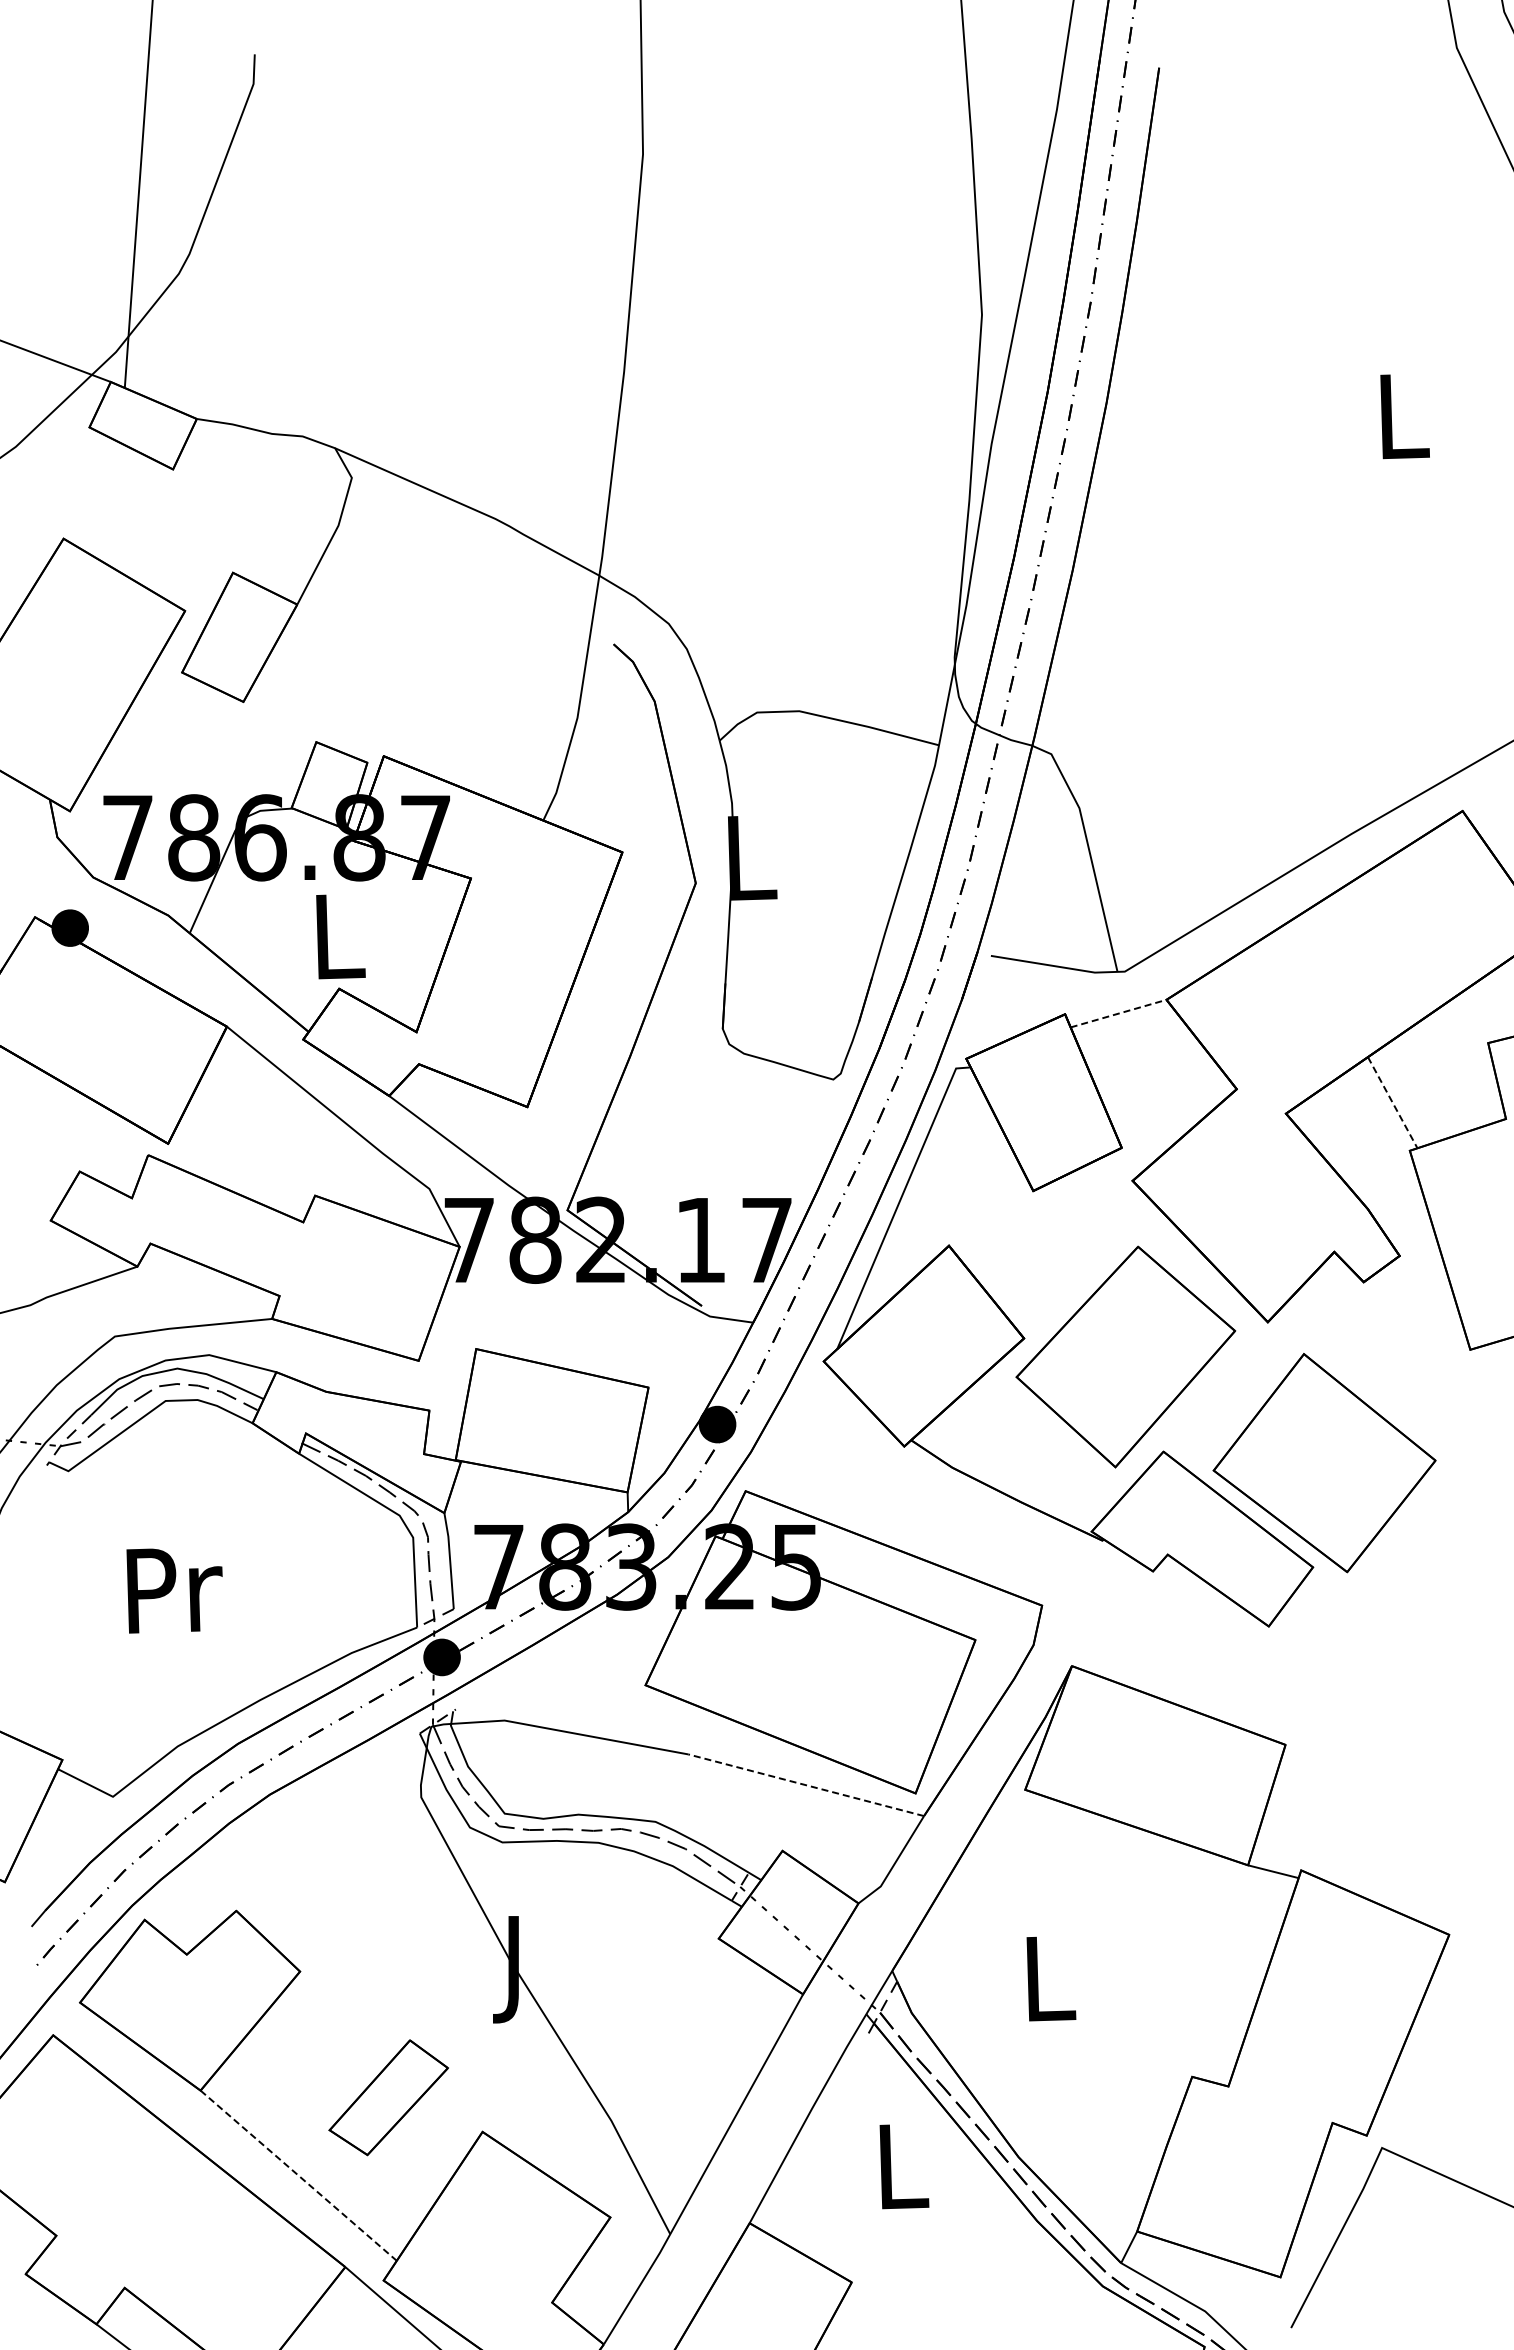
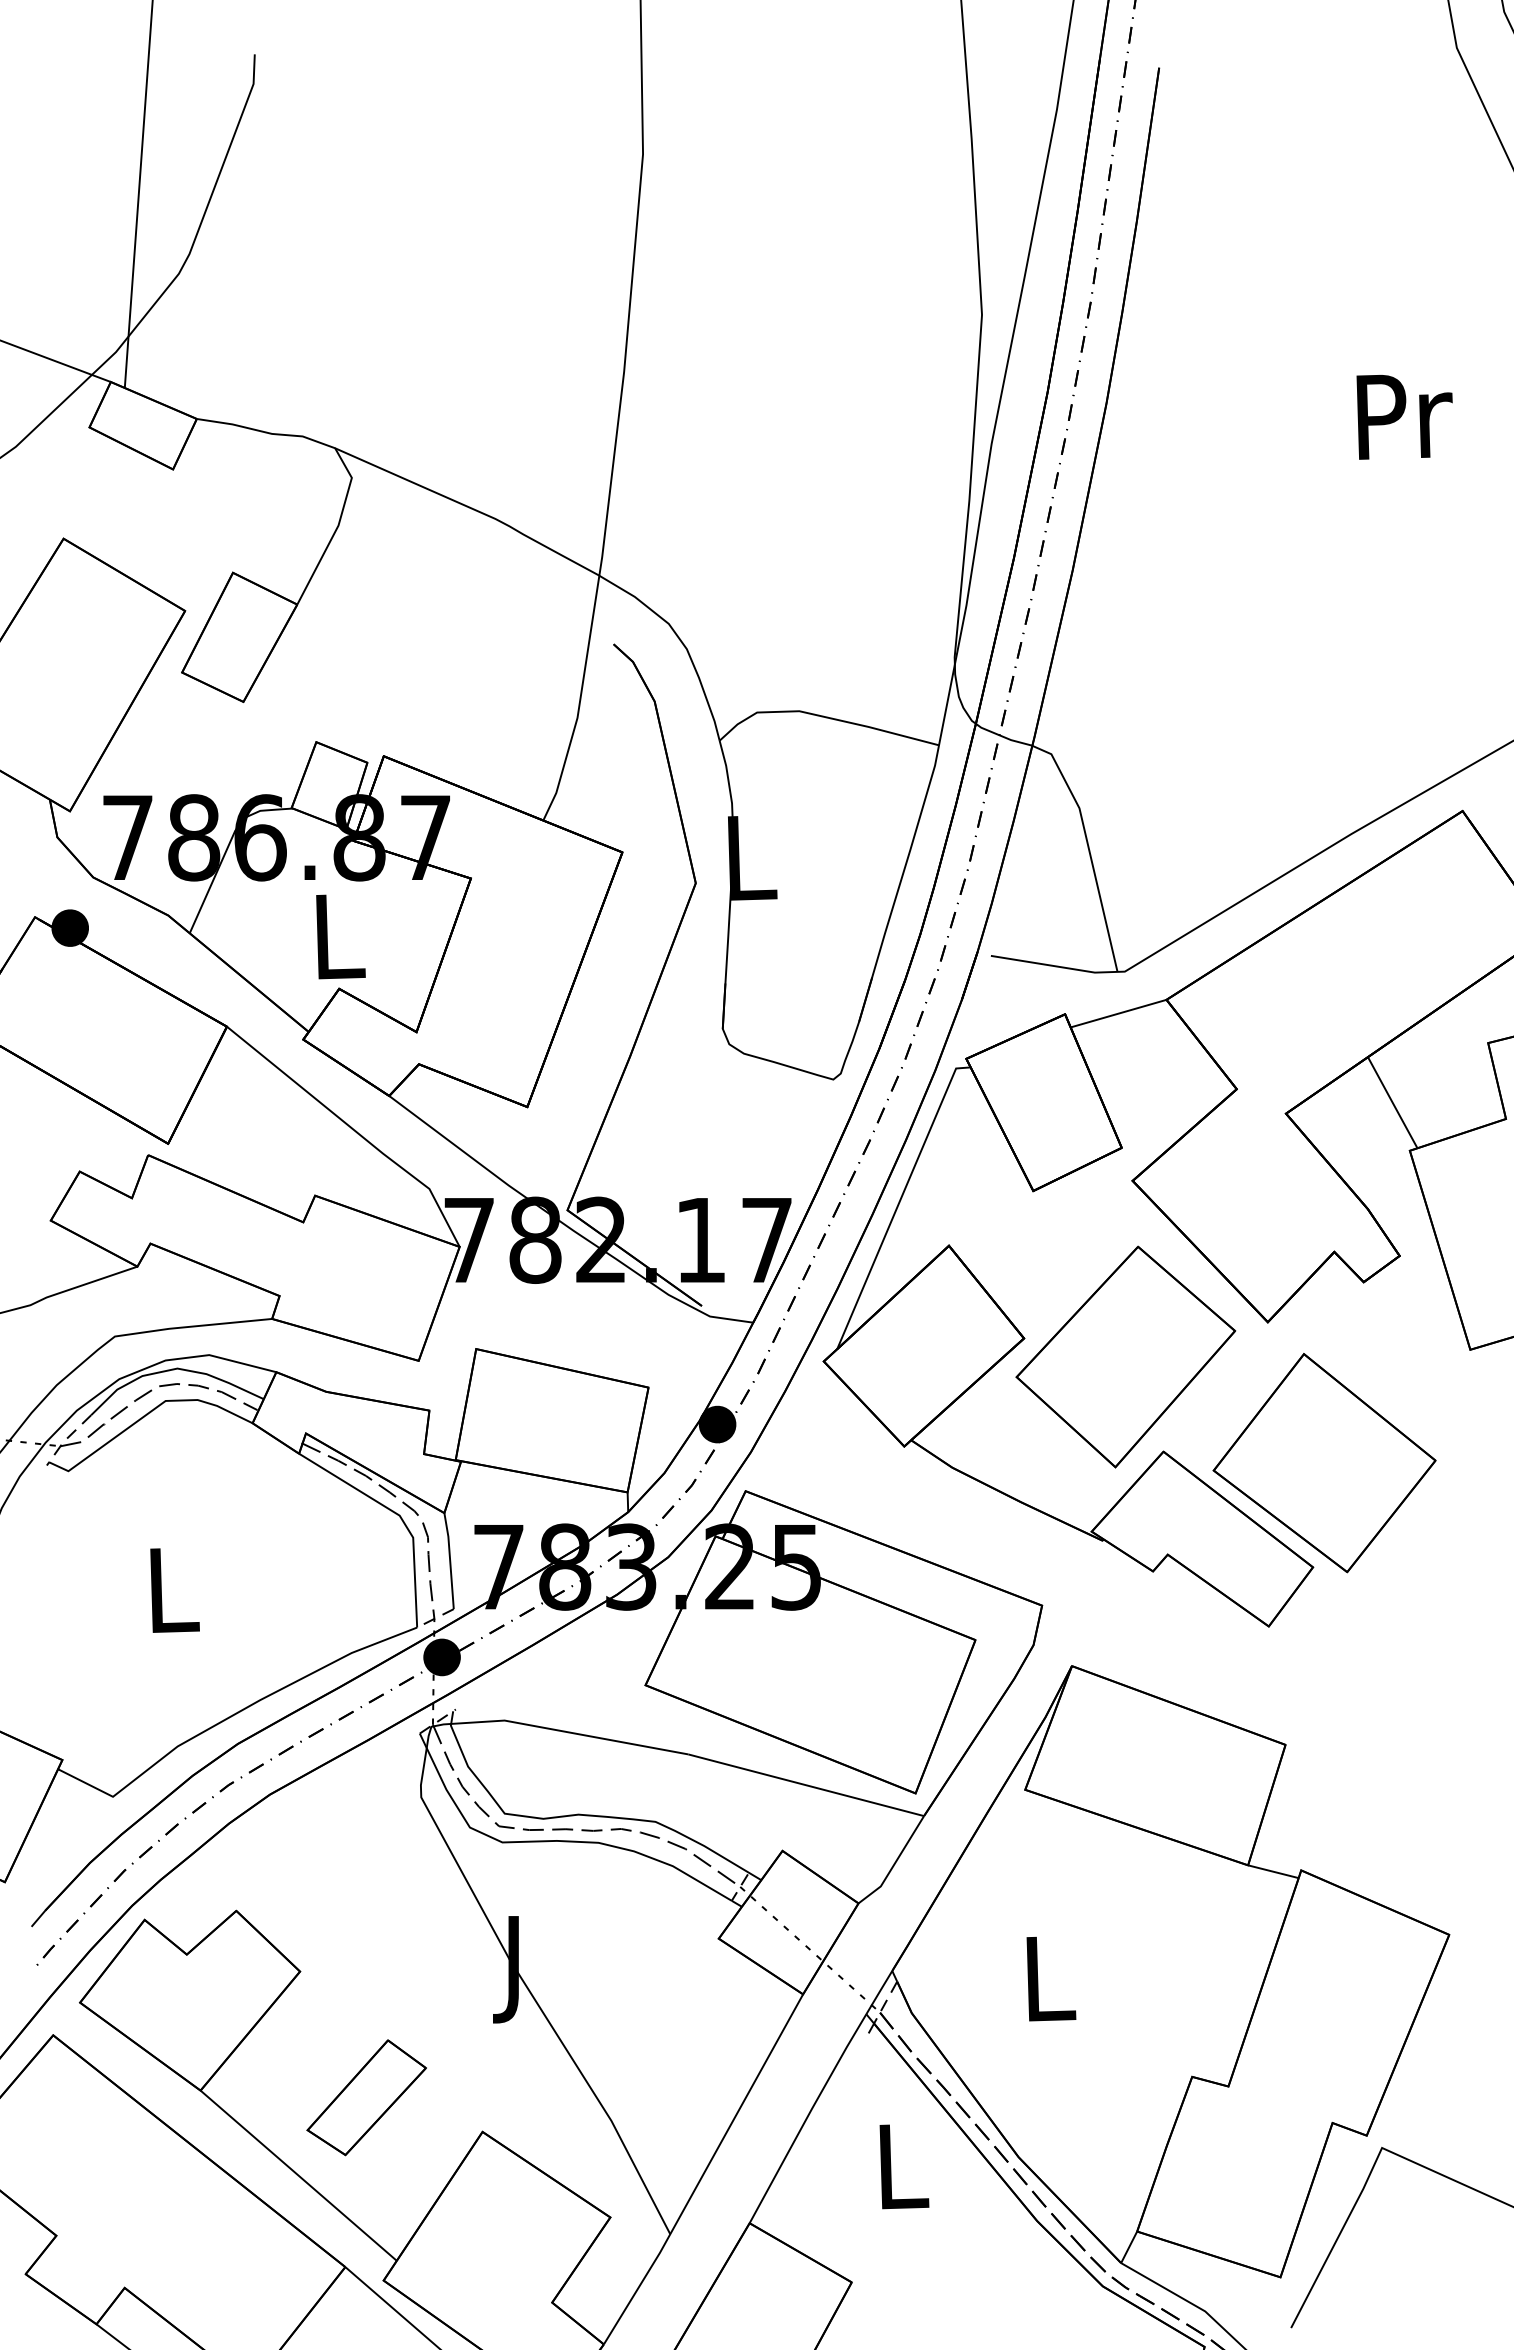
text: L -> Pr (1404, 416)
line: dashed -> solid (1118, 1013)
line: dashed -> solid (1392, 1102)
text: Pr -> L (174, 1590)
line: dashed -> solid (806, 1785)
part position: (388, 2097) -> (366, 2097) (366, 2097)
line: dashed -> solid (298, 2175)
